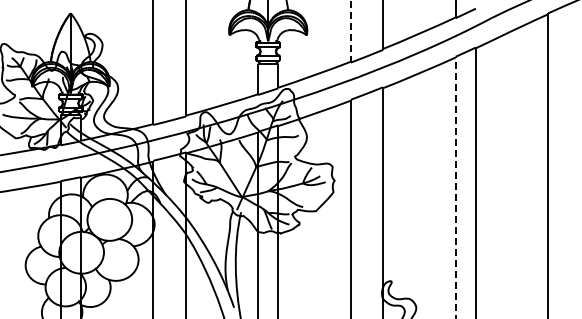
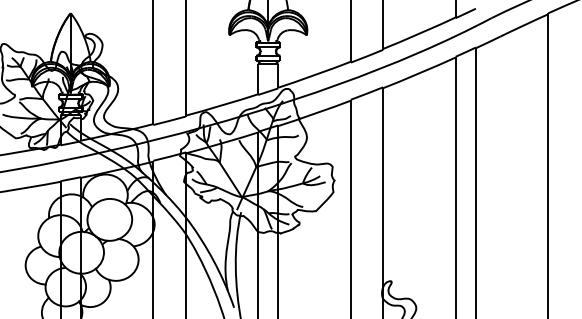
line: dashed -> solid (350, 31)
line: dashed -> solid (455, 187)
